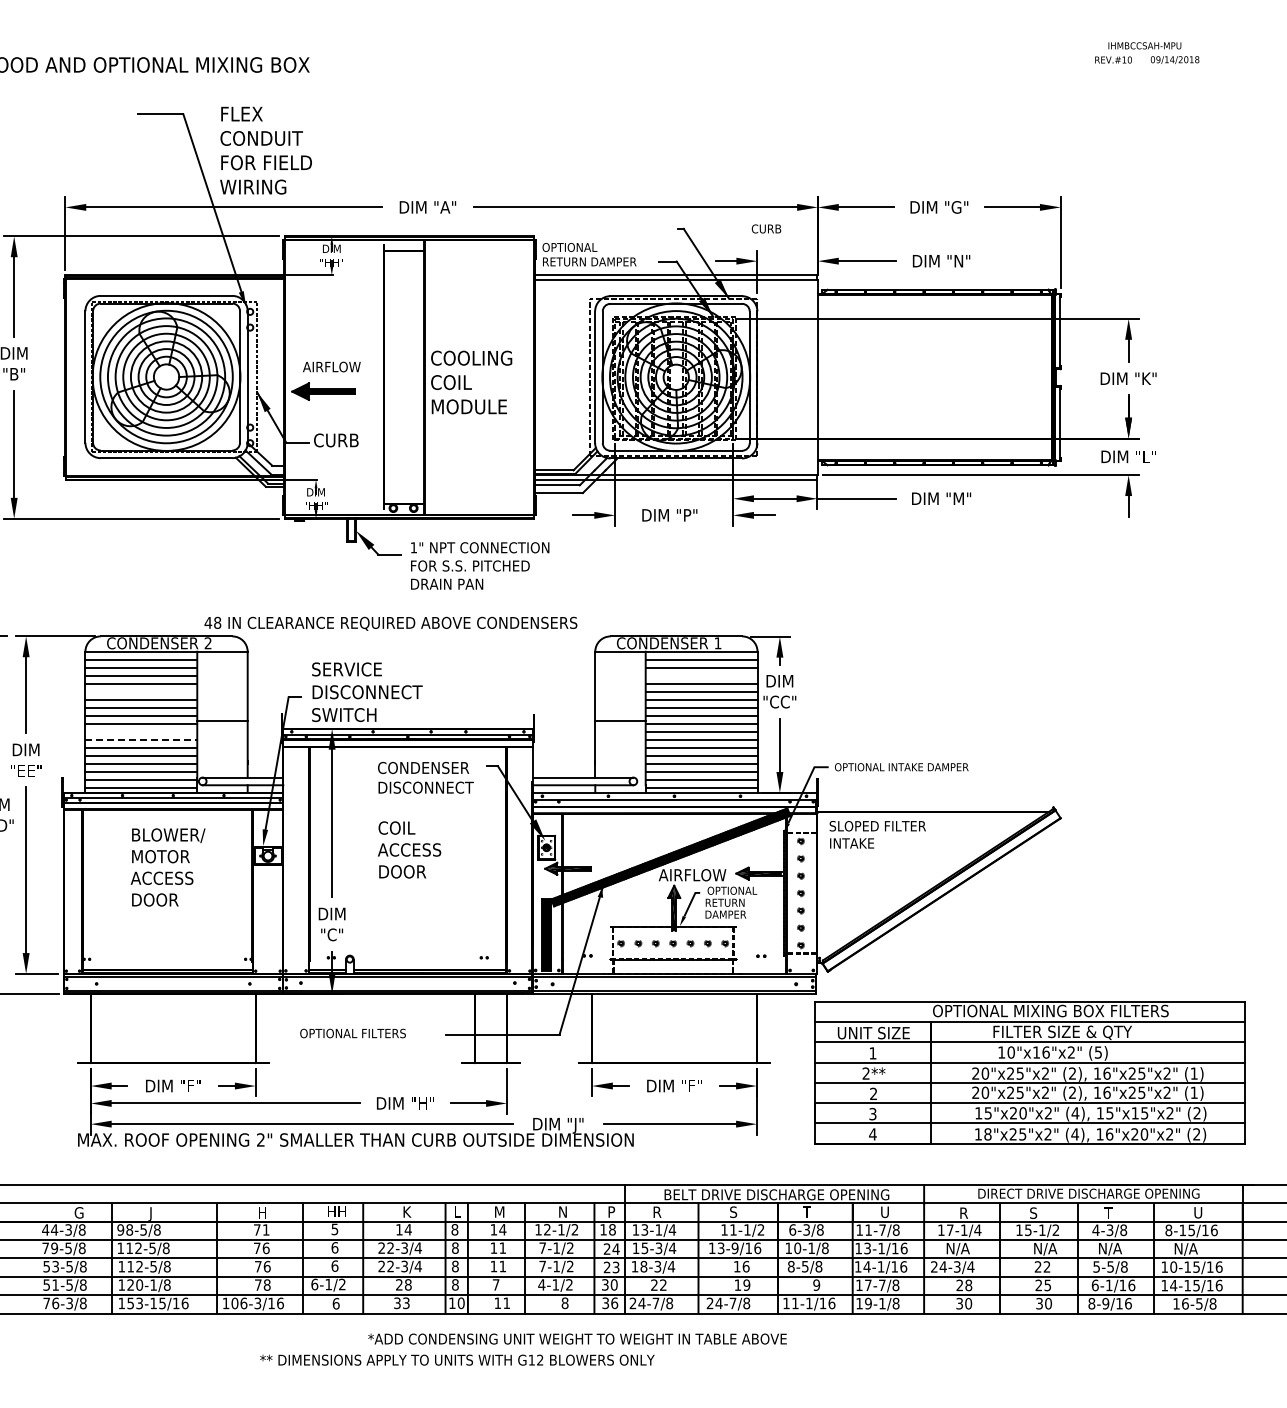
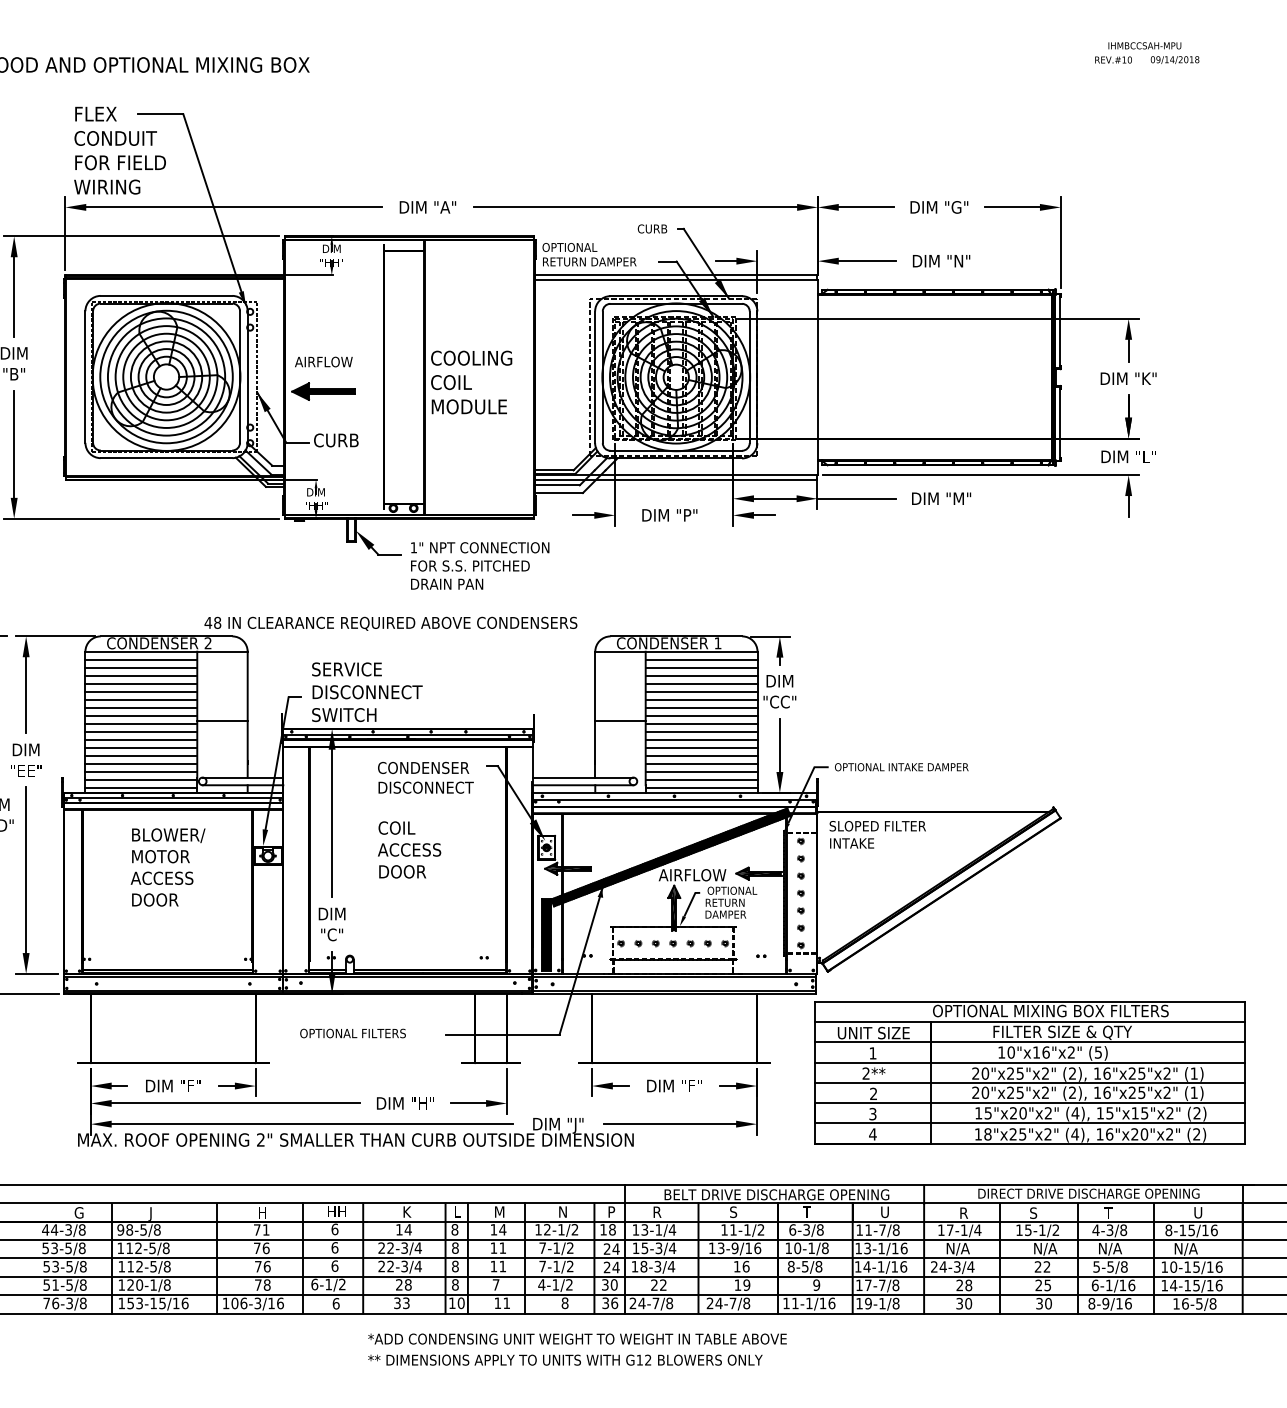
text position: (265, 150) -> (119, 150) (119, 150)
text position: (766, 228) -> (652, 228) (652, 228)
text position: (331, 366) -> (323, 361) (323, 361)
line: none -> present (701, 675)
line: none -> present (141, 691)
line: none -> present (141, 732)
line: dashed -> solid (141, 740)
text: 5 -> 6 (334, 1229)
text: 79-5/8 -> 53-5/8 (50, 1248)
text: 23 -> 24 (615, 1267)
text position: (457, 1359) -> (565, 1359) (565, 1359)
